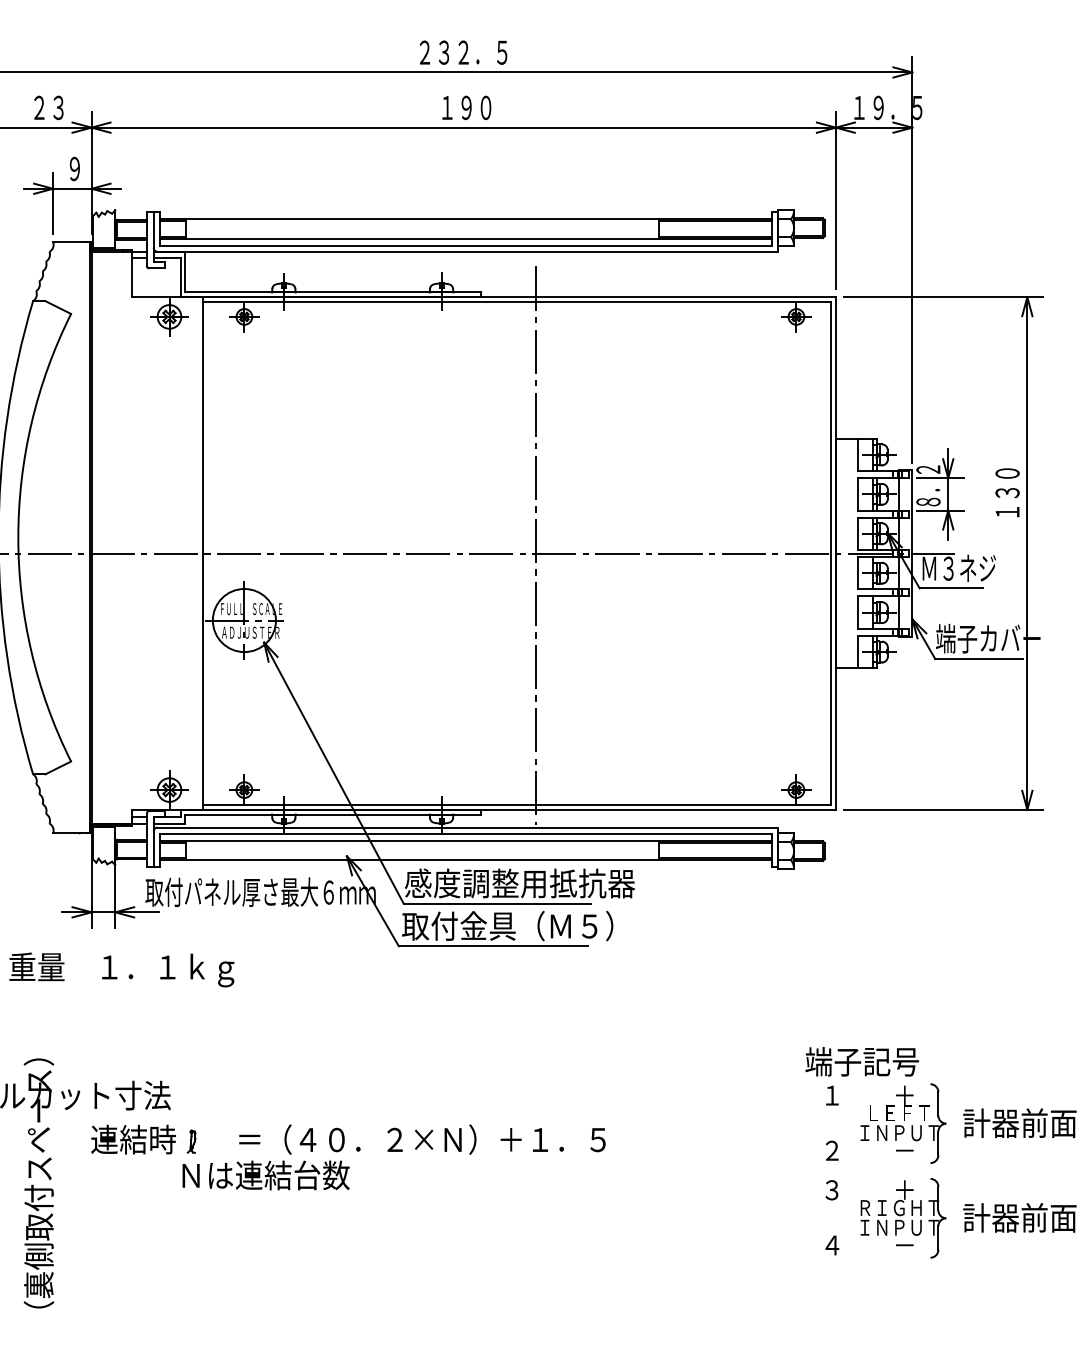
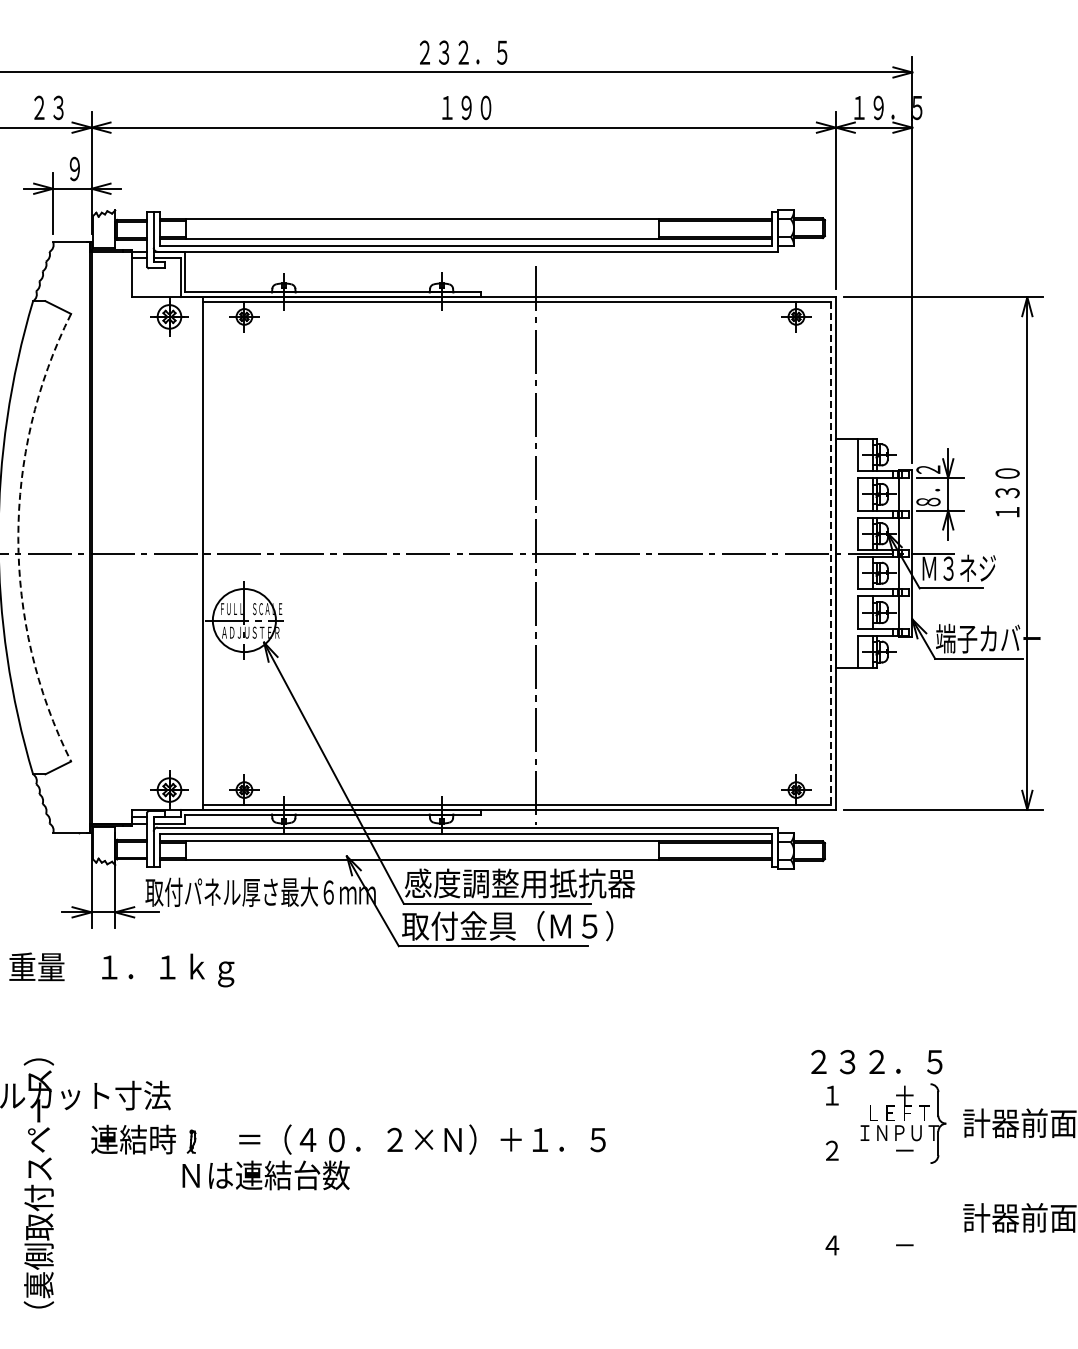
arc: solid -> dashed (18, 537)
line: solid -> dashed (830, 554)
text: 端子記号 -> ２３２．５ (873, 1061)
part: present -> none (885, 1218)
